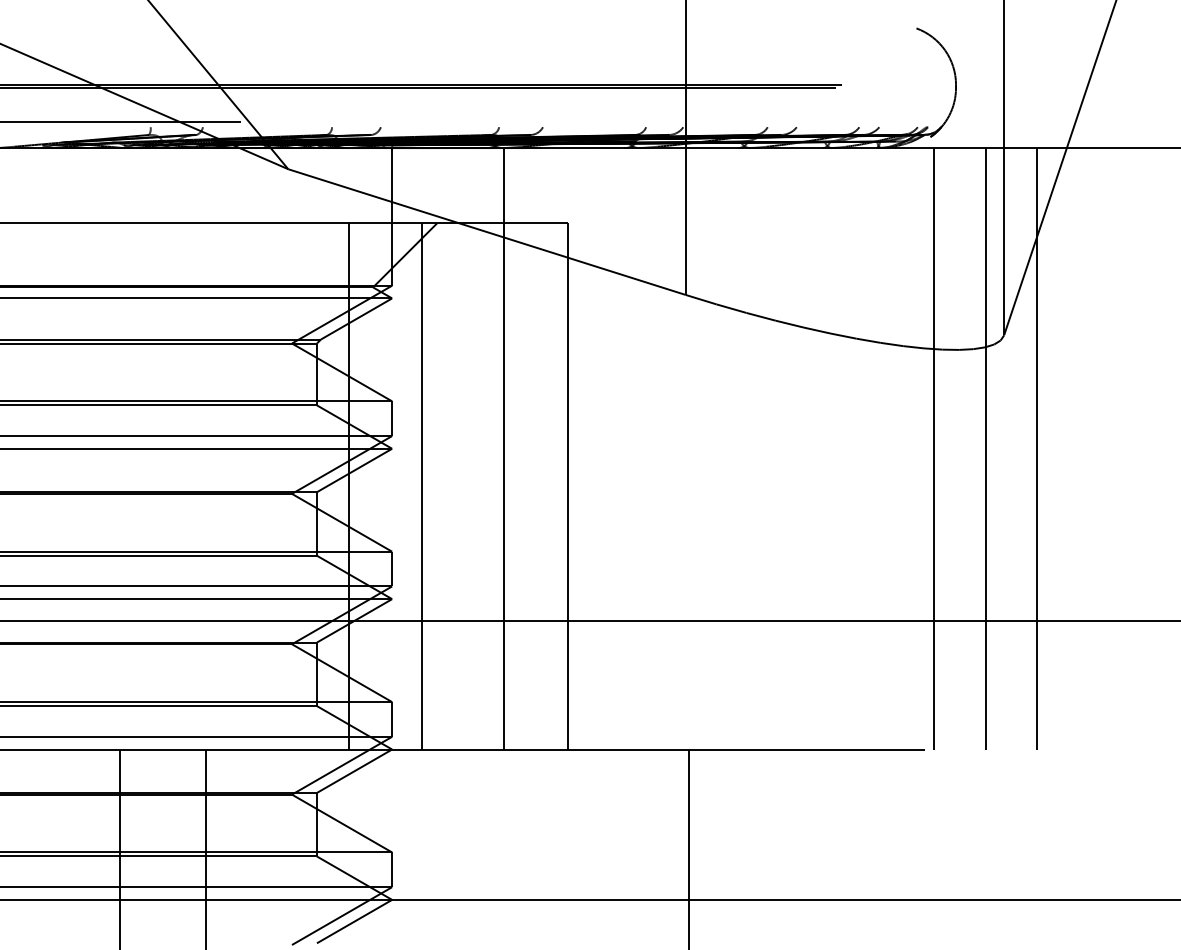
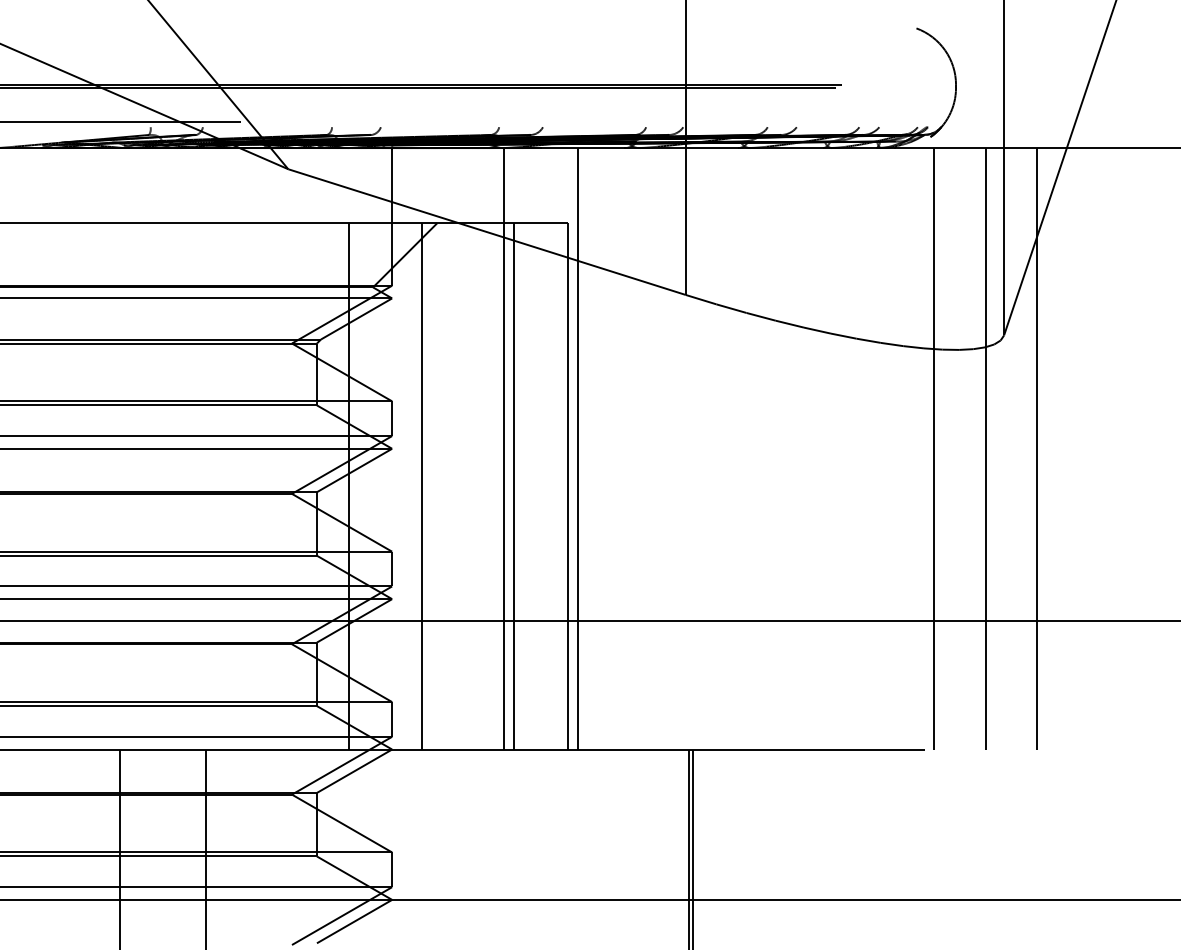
line: none -> present (577, 448)
line: none -> present (514, 486)
line: none -> present (692, 847)
